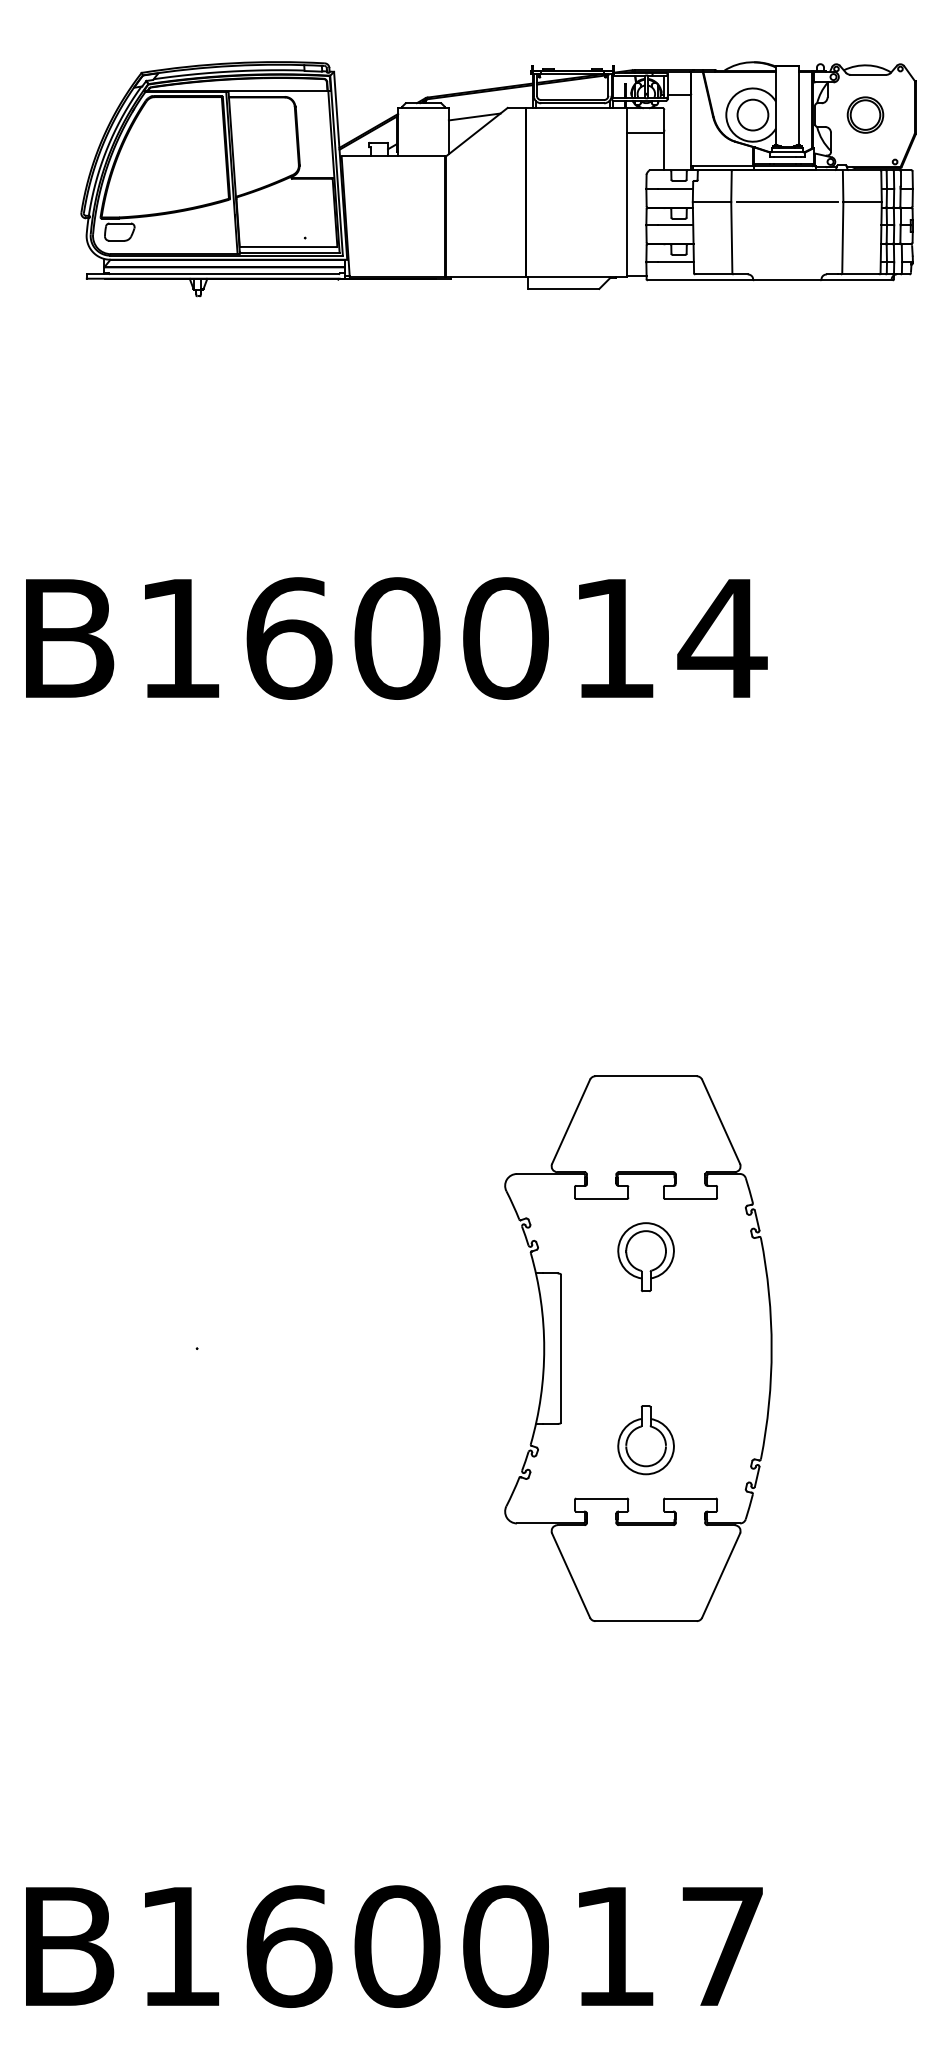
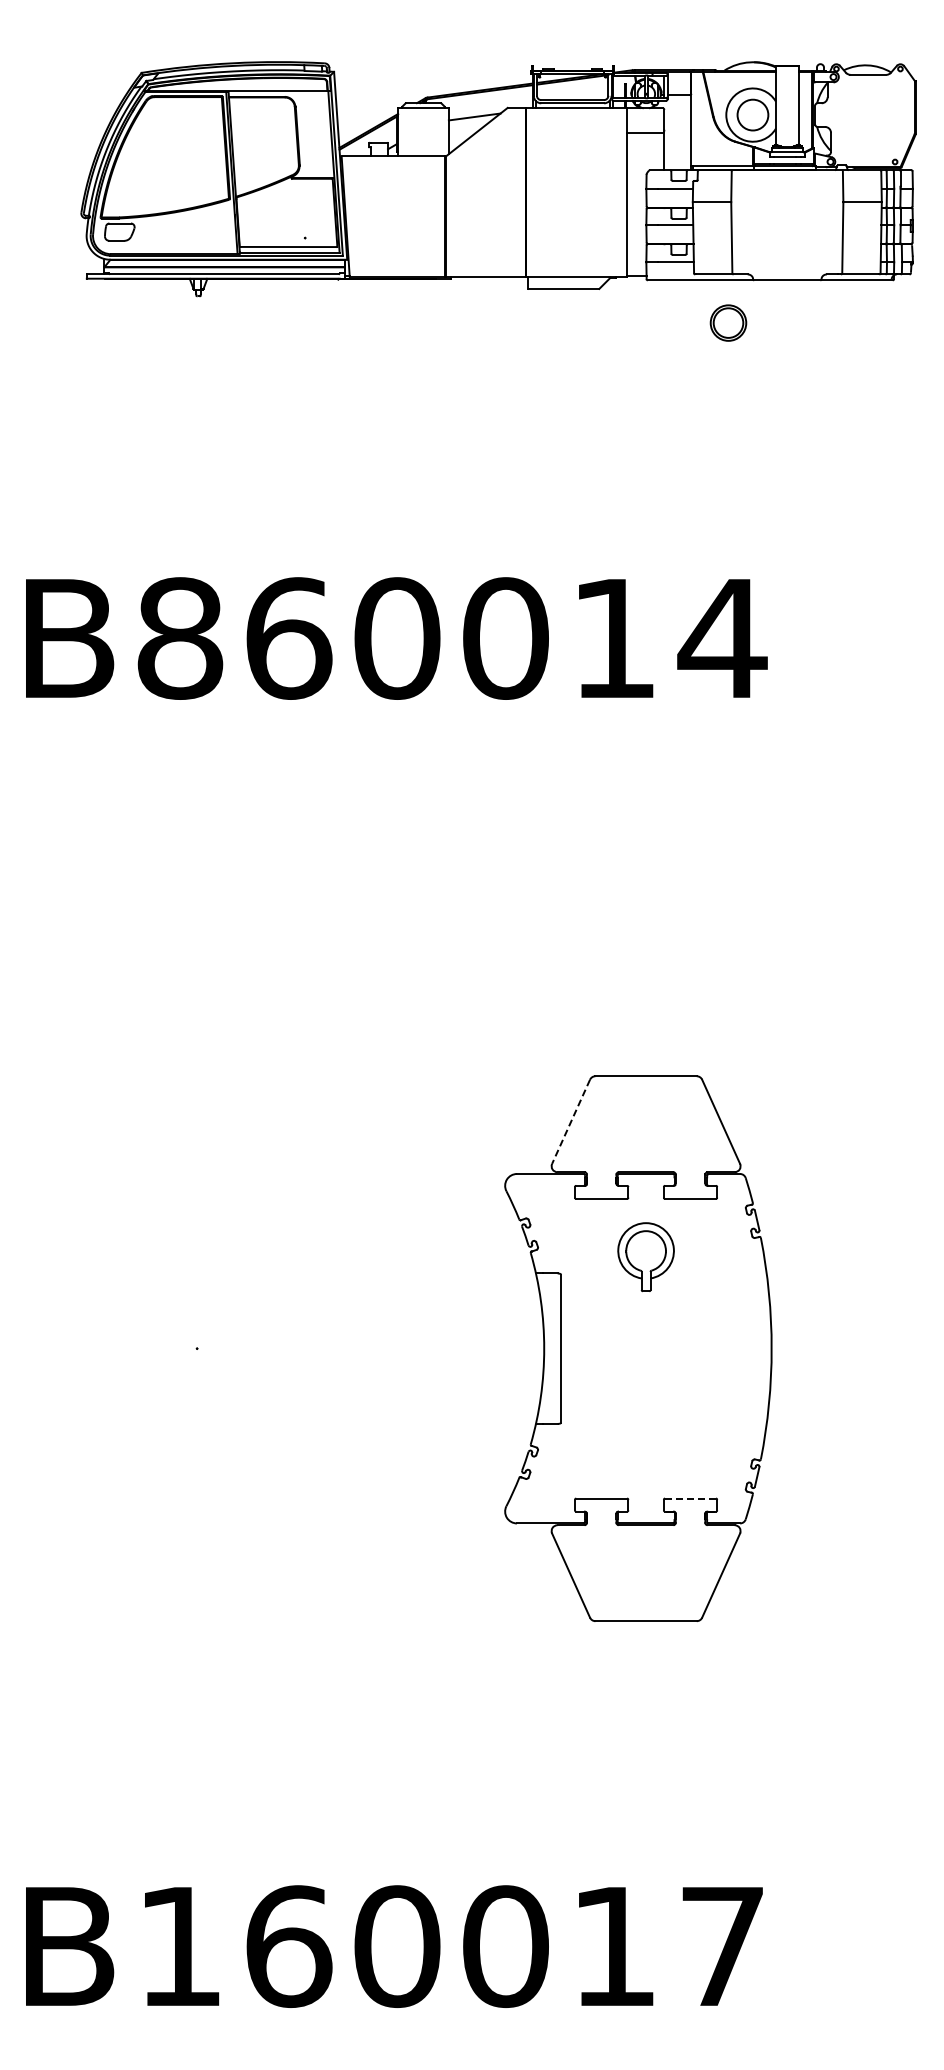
part position: (865, 114) -> (728, 322) (728, 322)
line: present -> none (786, 202)
text: B160014 -> B860014 (180, 638)
line: solid -> dashed (570, 1122)
part: present -> none (645, 1440)
line: solid -> dashed (690, 1498)
